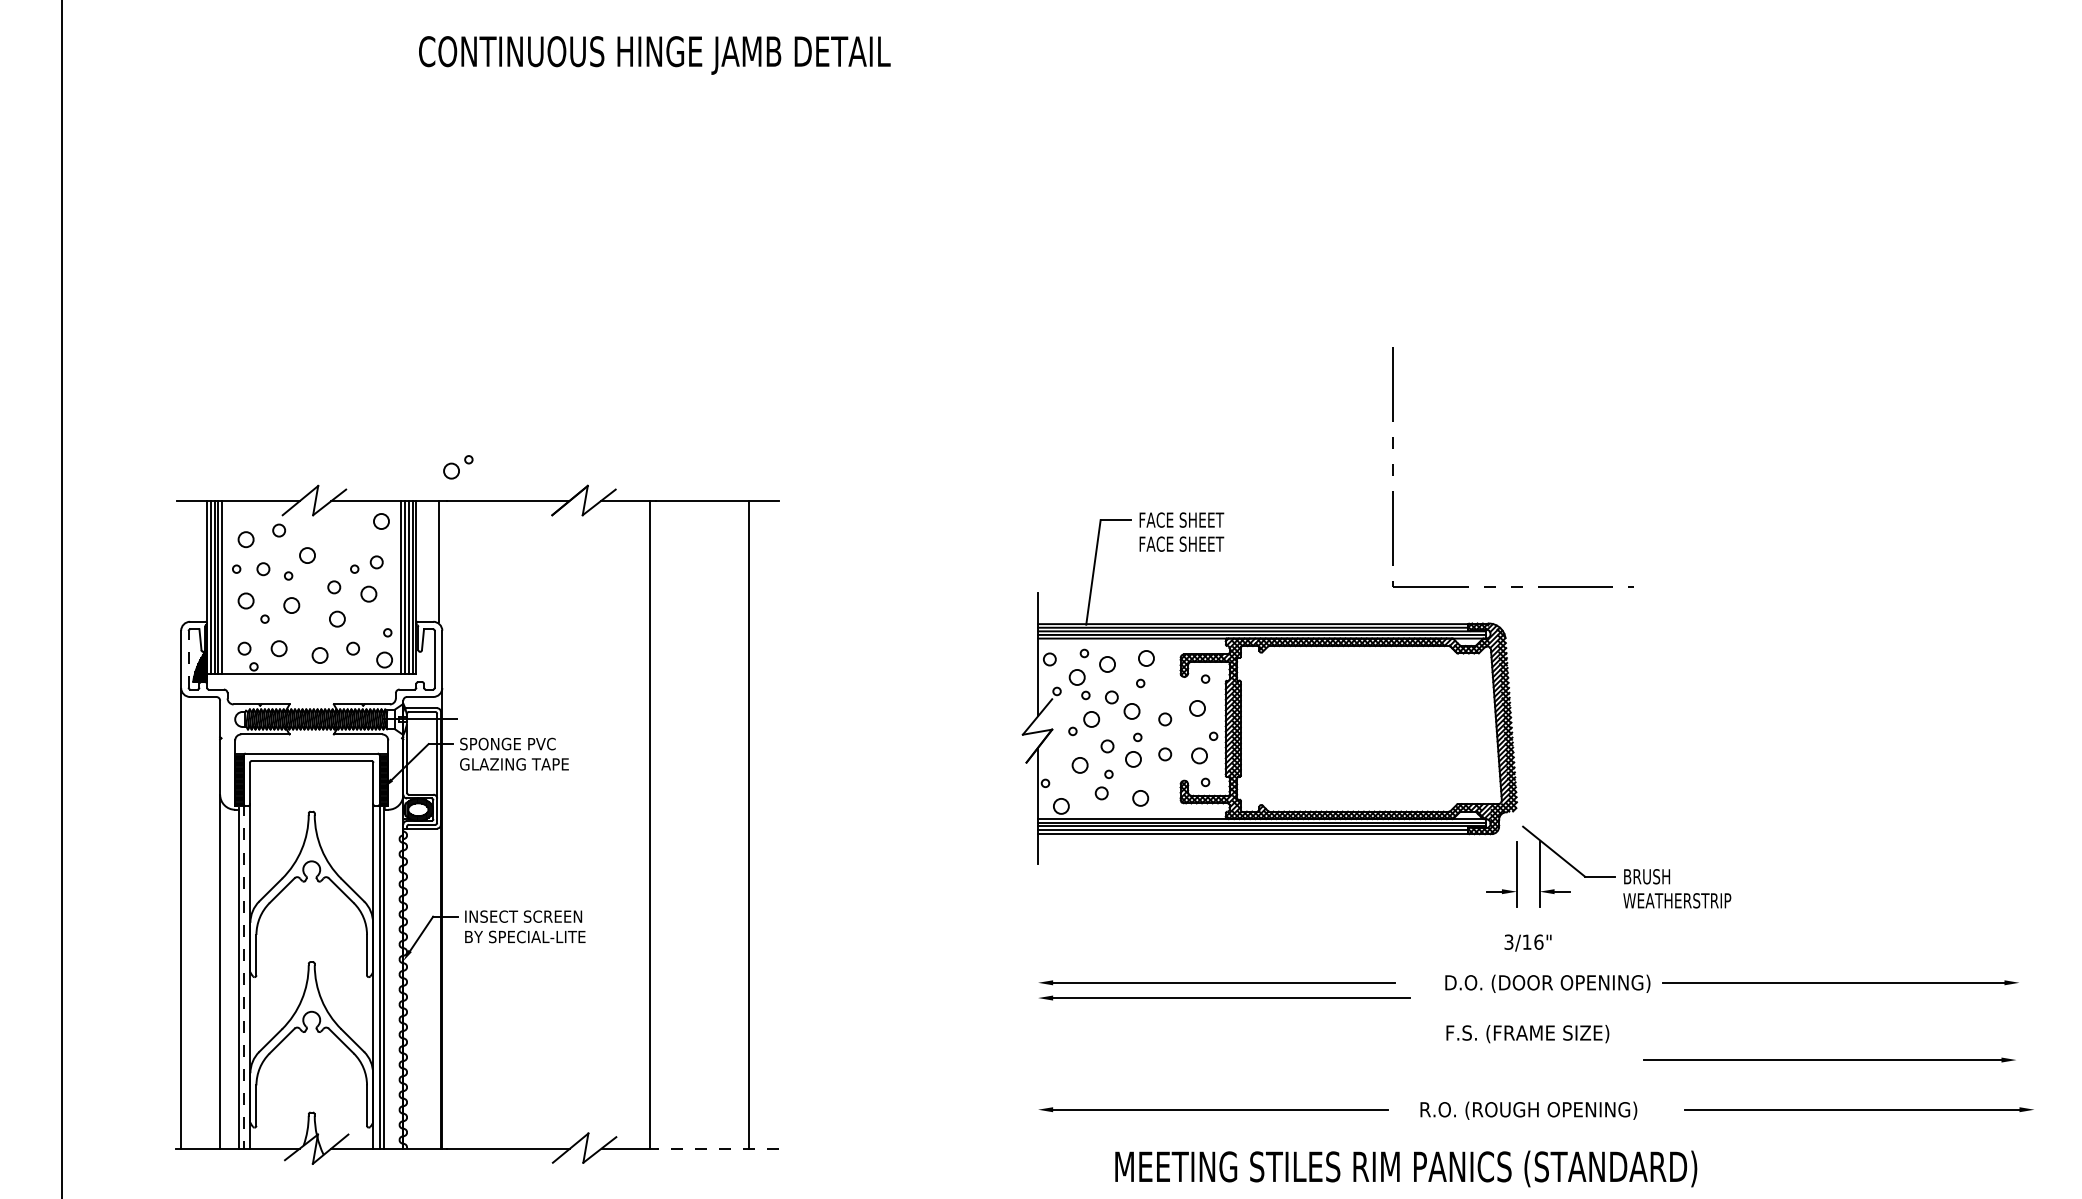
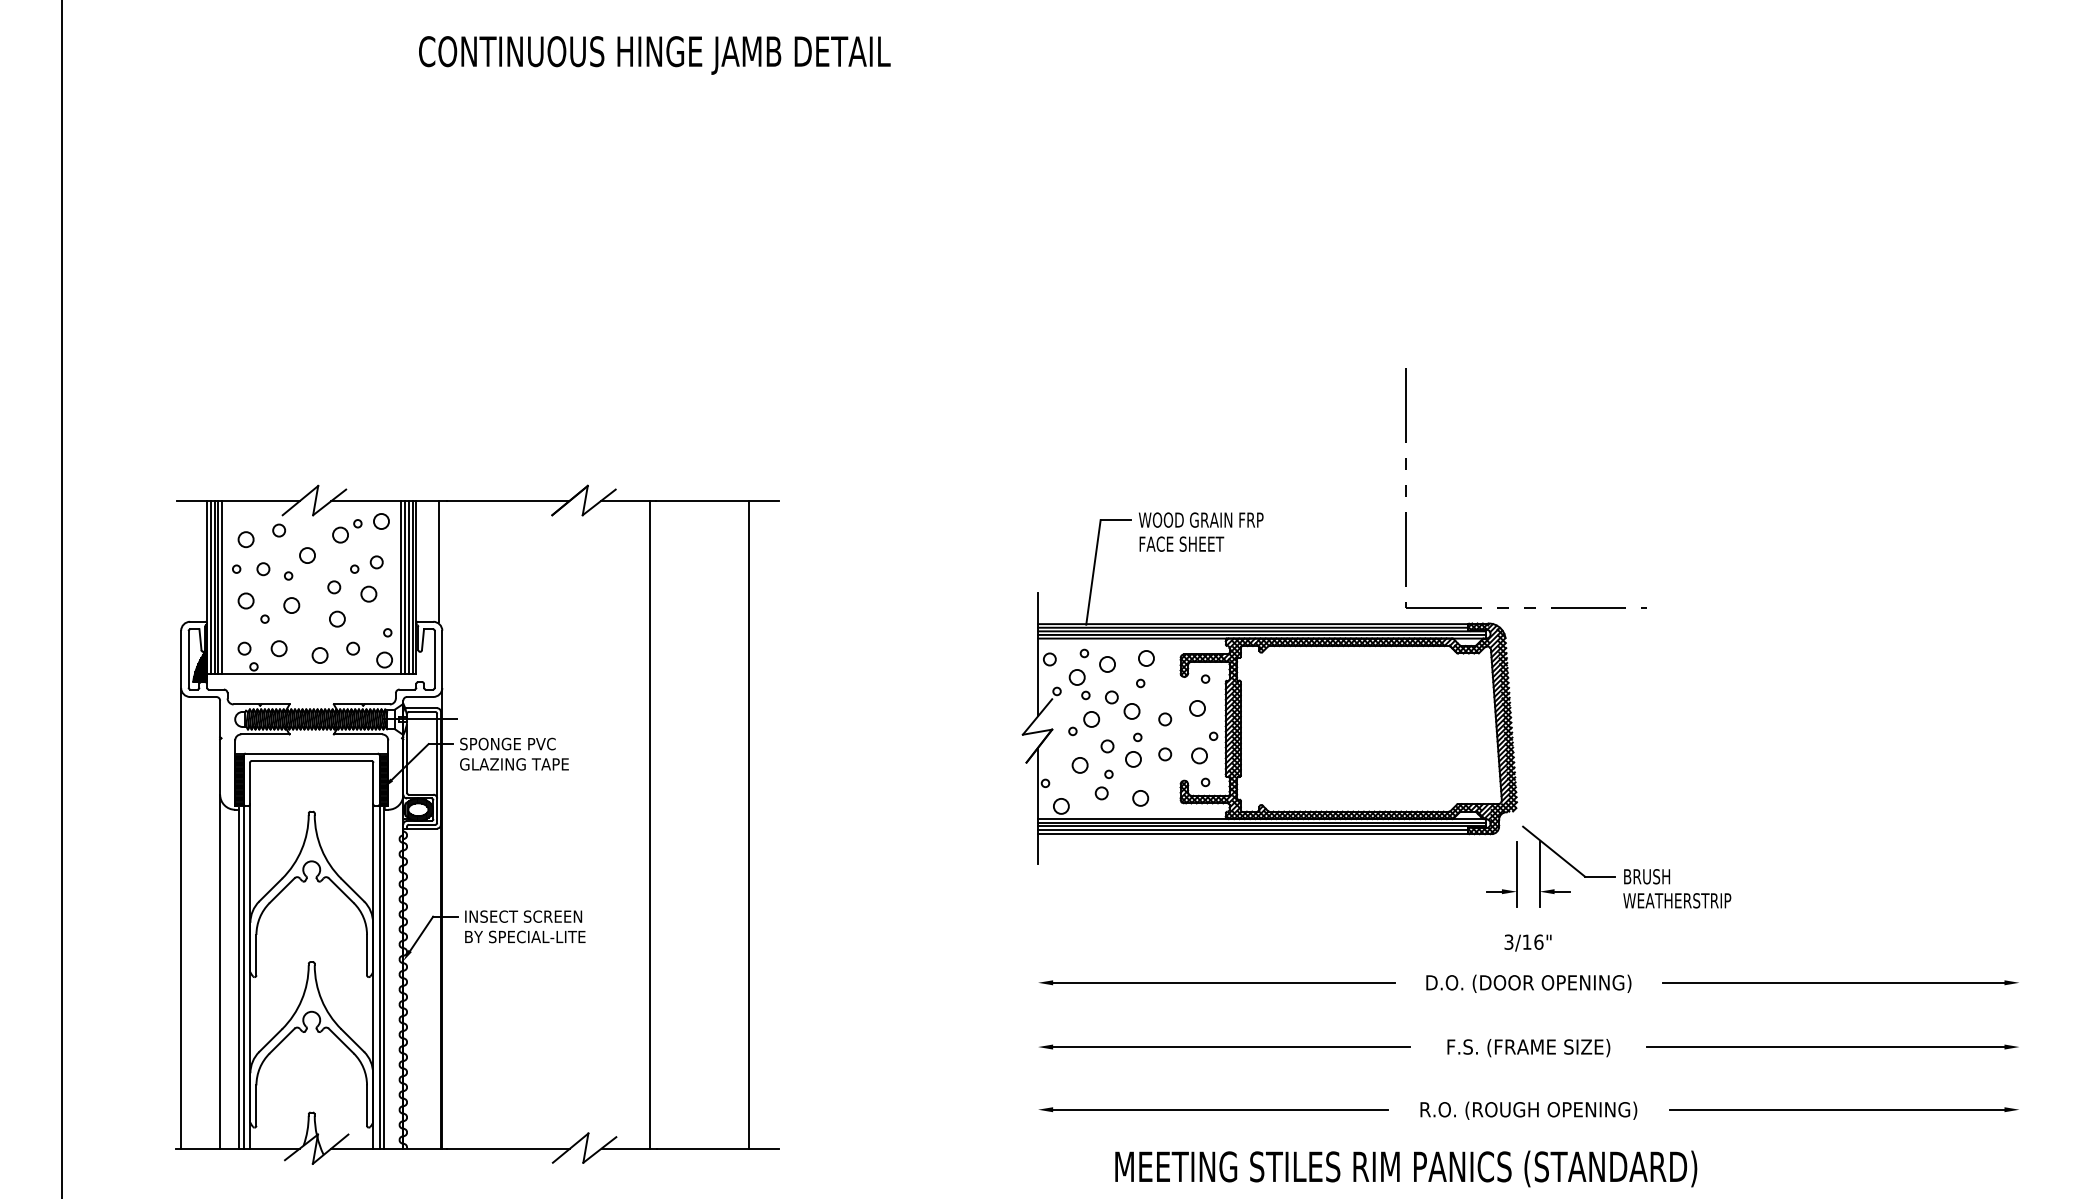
part position: (458, 467) -> (347, 531) (347, 531)
part position: (1393, 467) -> (1406, 488) (1406, 488)
text: FACE SHEET -> WOOD GRAIN FRP (1200, 519)
line: dashed -> solid (188, 658)
line: dashed -> solid (243, 977)
text position: (1547, 983) -> (1528, 983) (1528, 983)
part position: (1224, 997) -> (1224, 1046) (1224, 1046)
text position: (1527, 1034) -> (1528, 1048) (1528, 1048)
part position: (1829, 1059) -> (1832, 1046) (1832, 1046)
part position: (1858, 1109) -> (1843, 1109) (1843, 1109)
line: dashed -> solid (717, 1148)
